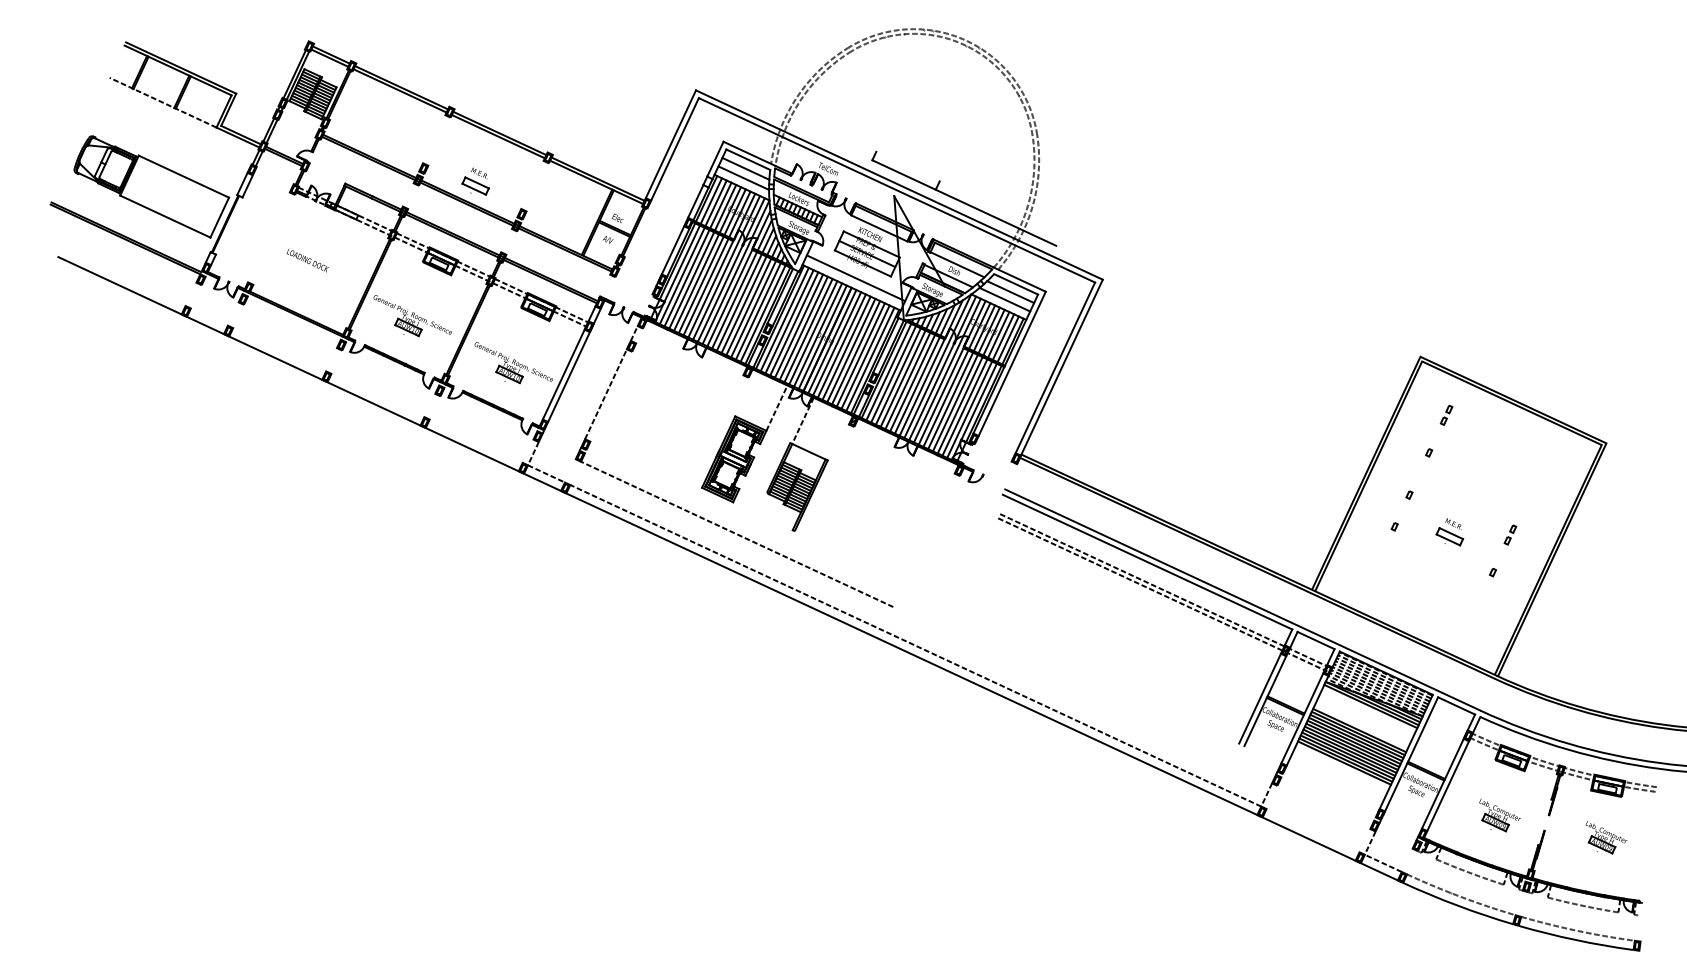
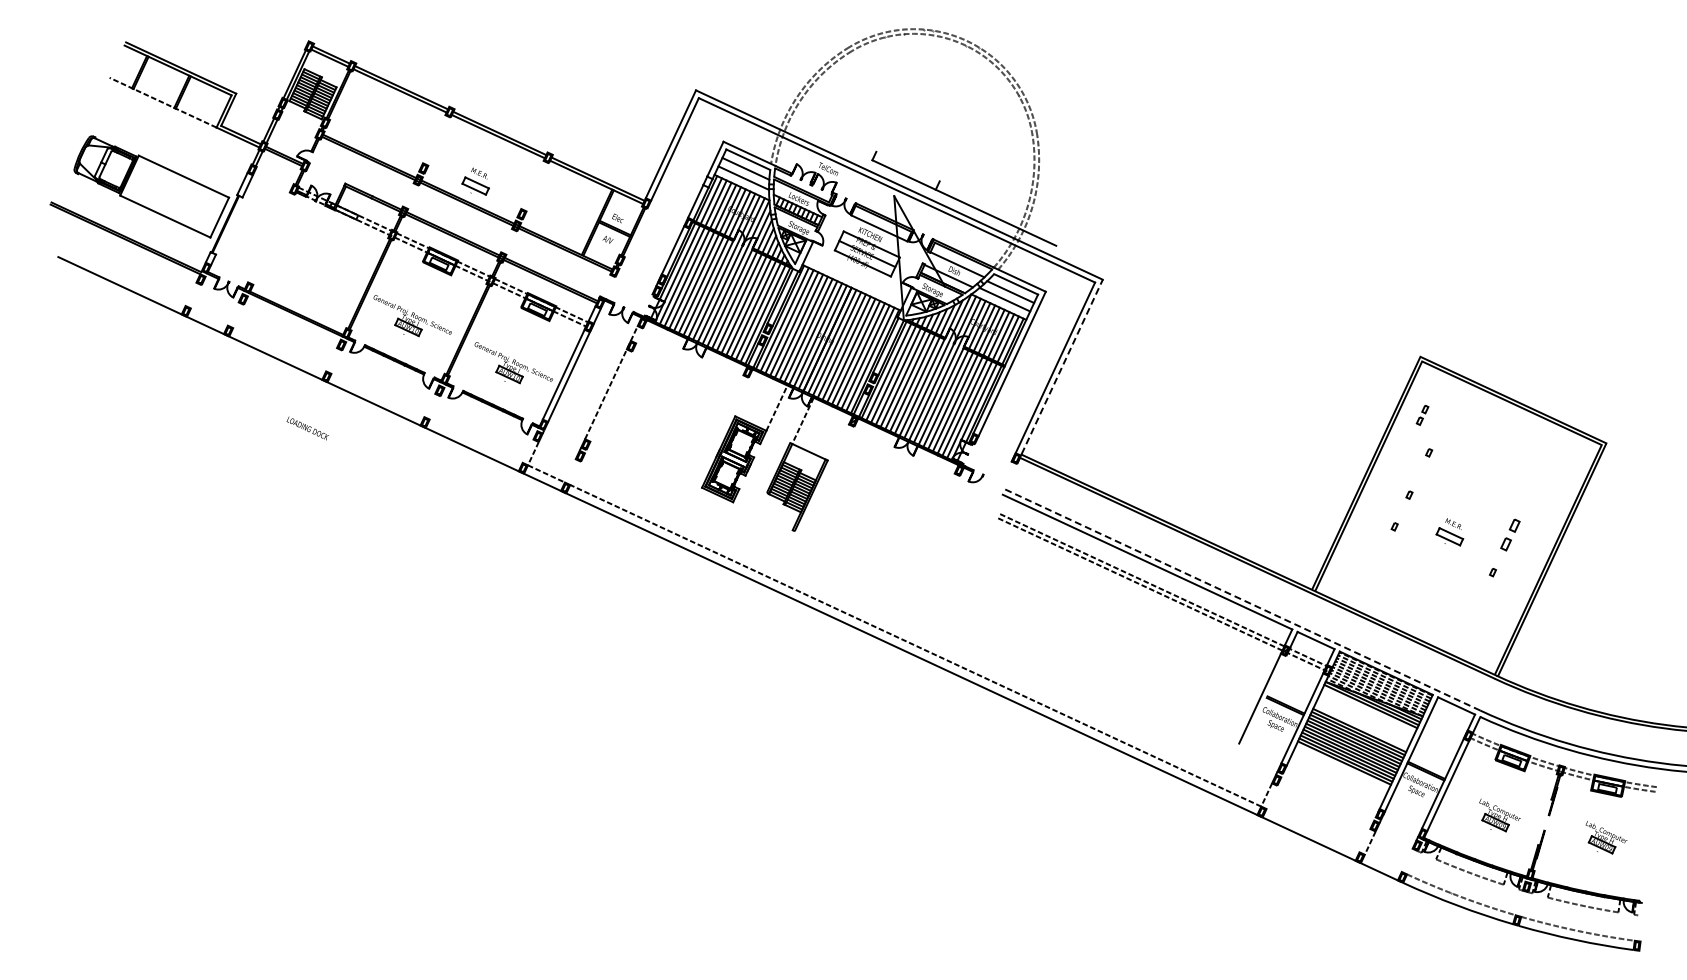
text position: (307, 260) -> (307, 428) (307, 428)
line: present -> none (855, 278)
line: solid -> dashed (1059, 371)
part position: (1446, 415) -> (1422, 415) (1422, 415)
line: present -> none (736, 534)
part size: 15x22 px -> 21x34 px (1510, 534)
line: solid -> dashed (1242, 599)
line: present -> none (1265, 701)
line: present -> none (1382, 862)
